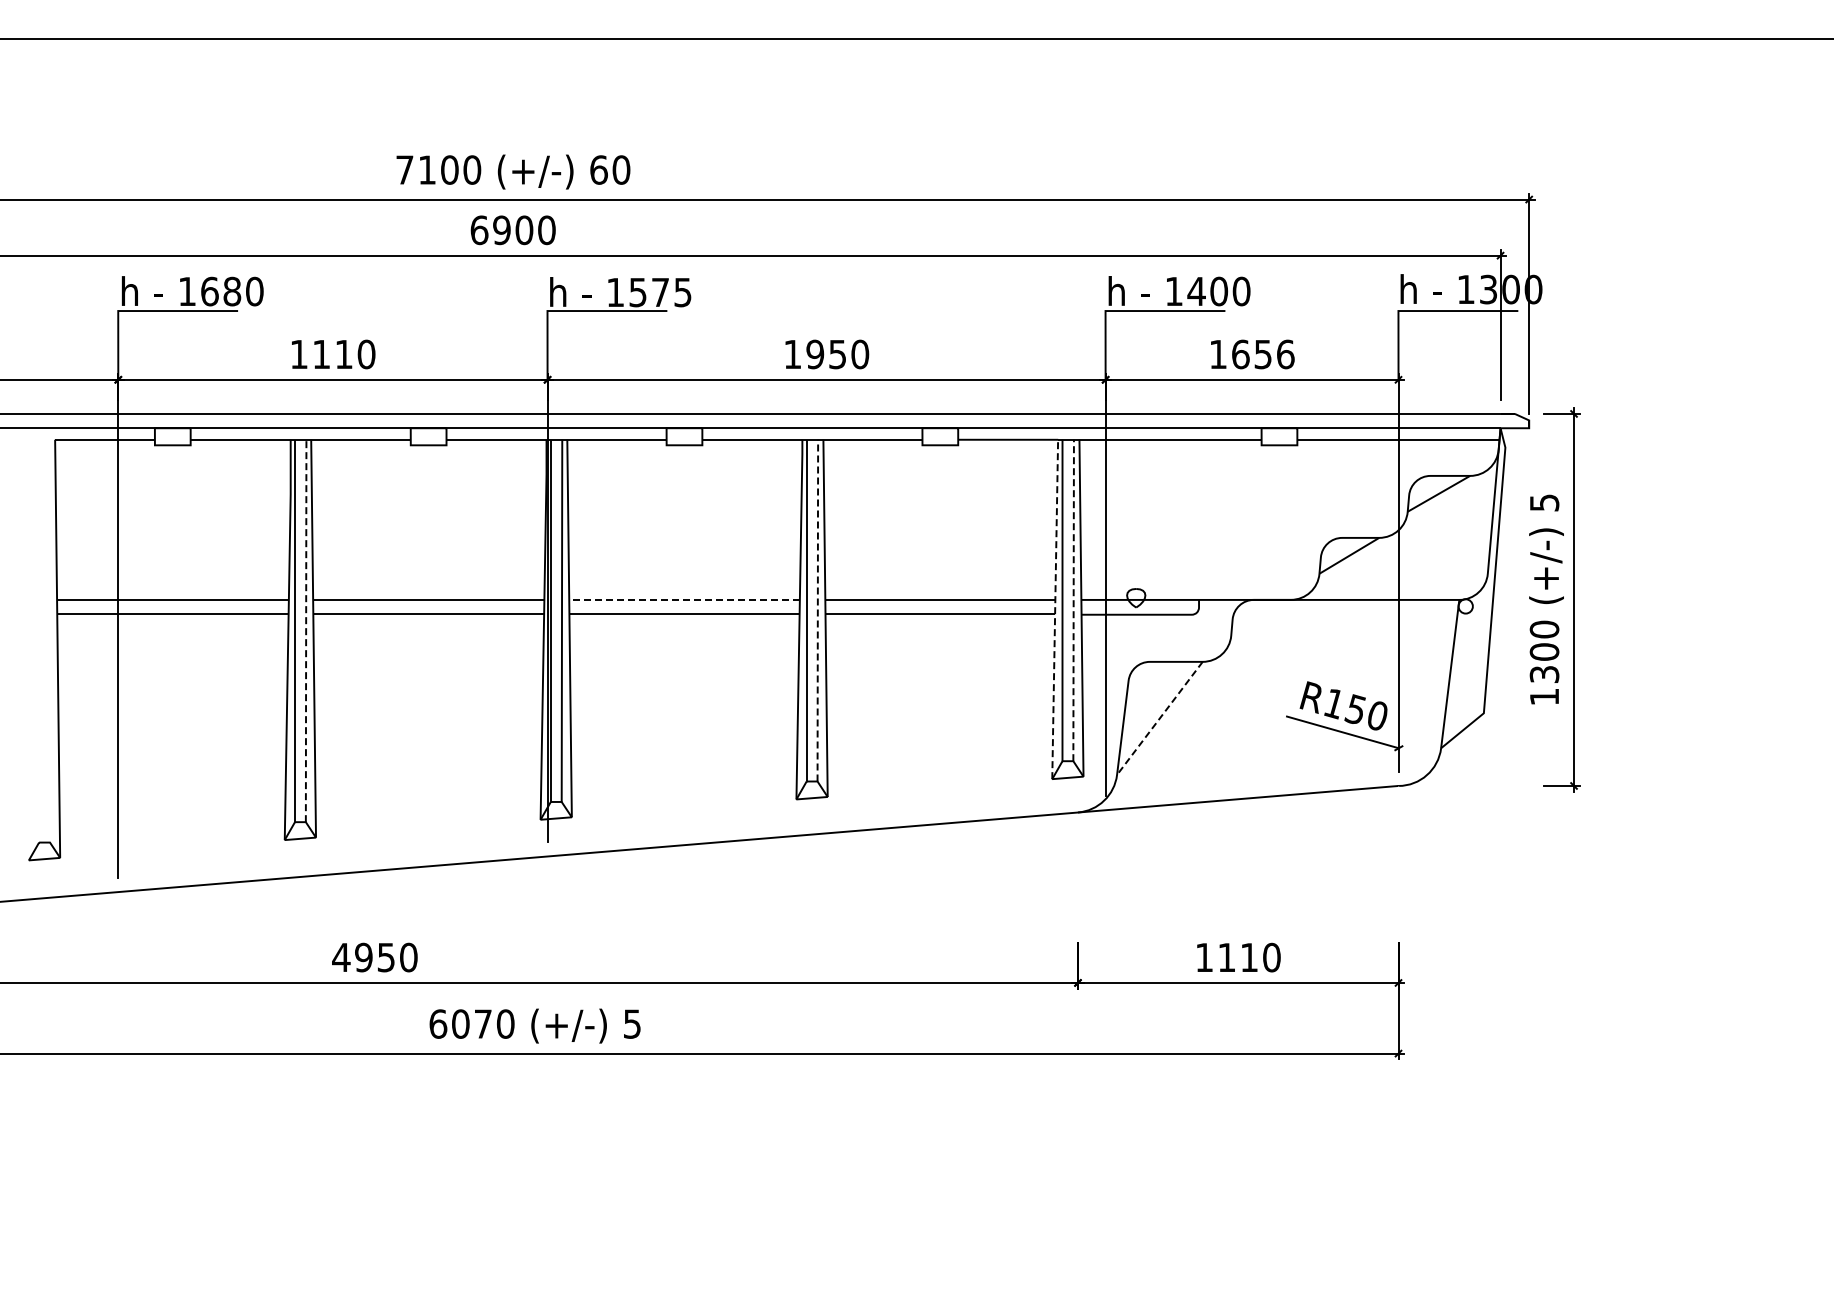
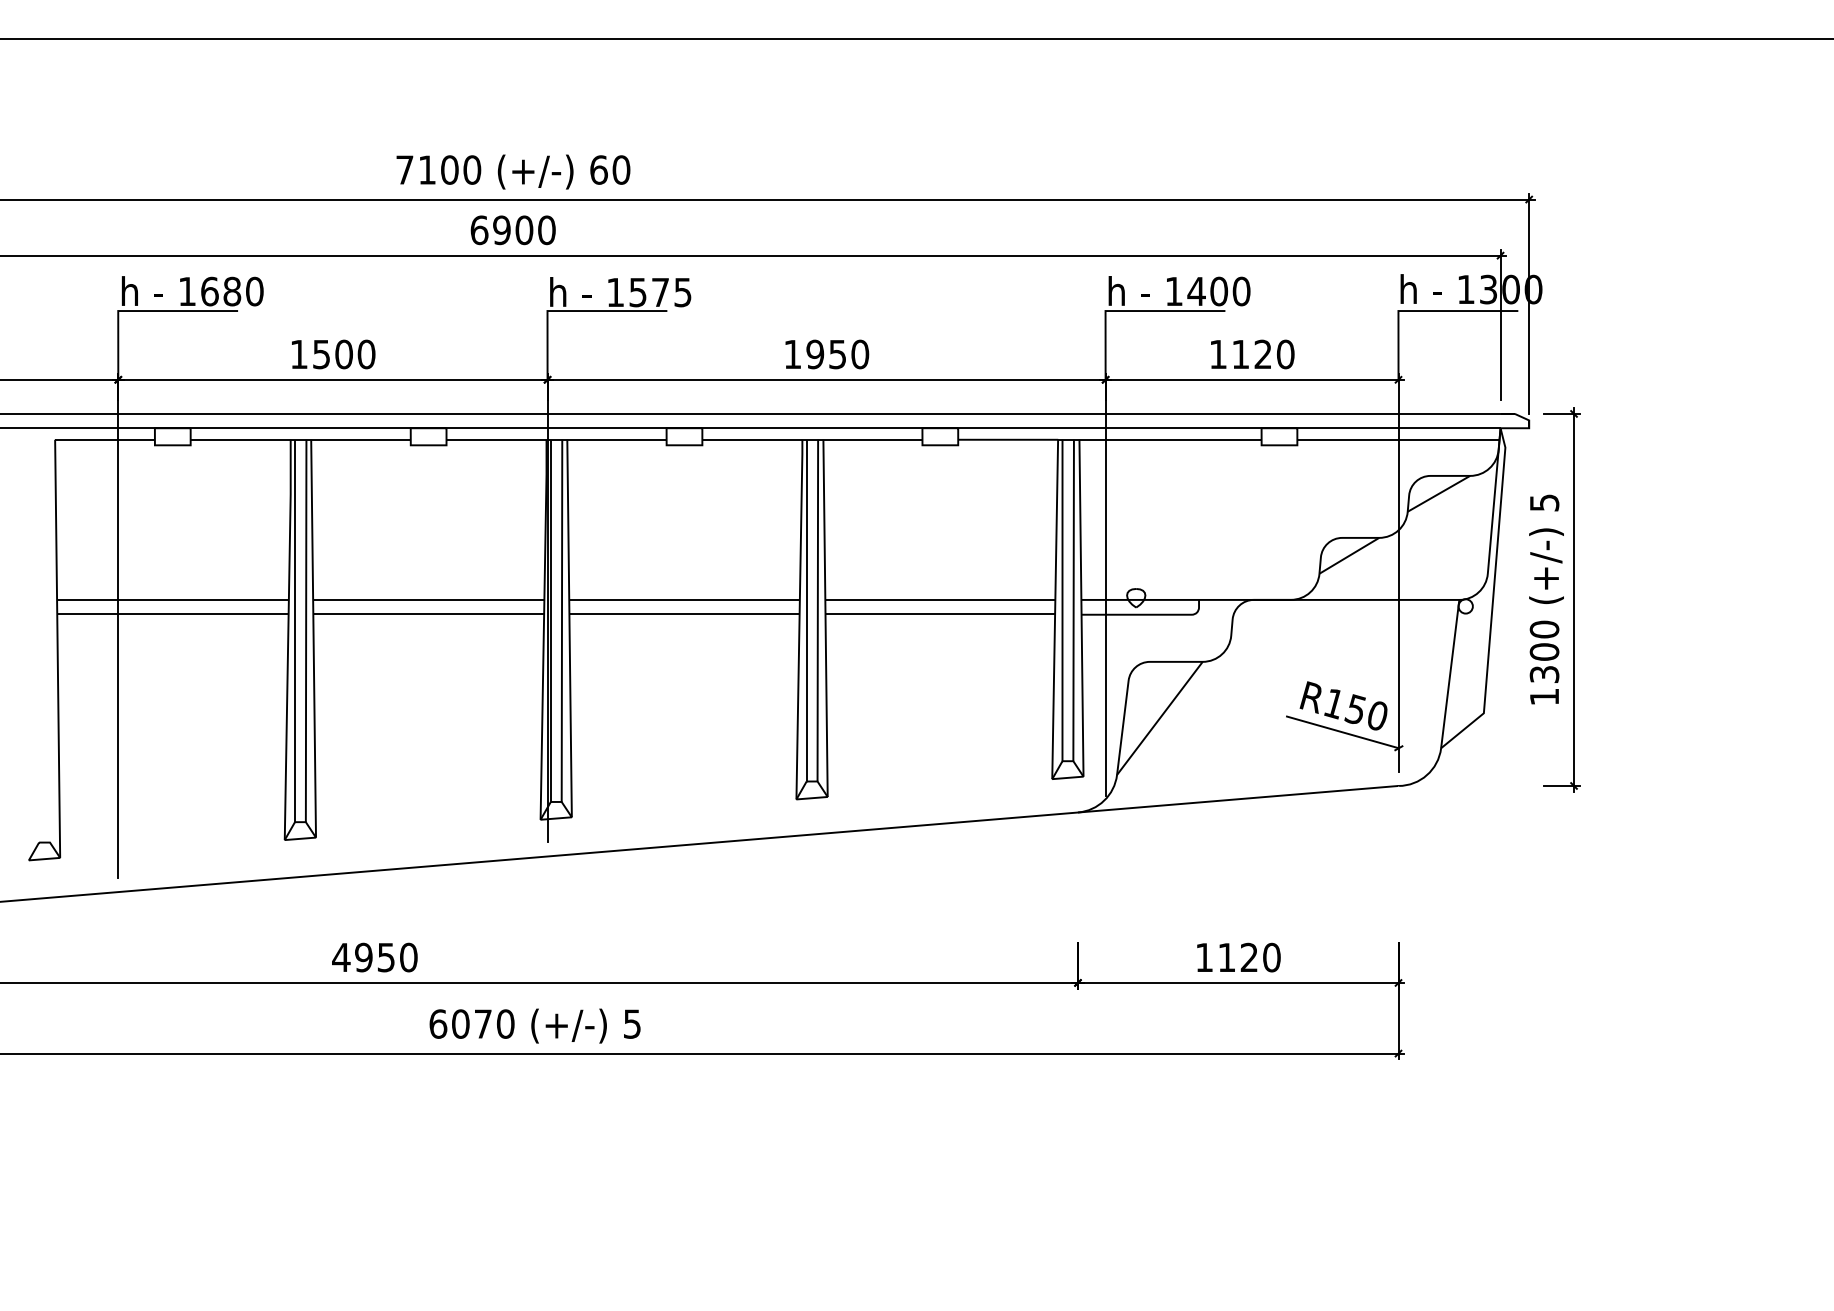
text: 1110 -> 1500 (332, 354)
text: 1656 -> 1120 (1263, 354)
line: dashed -> solid (684, 599)
line: dashed -> solid (1073, 600)
line: dashed -> solid (1055, 609)
line: dashed -> solid (817, 610)
line: dashed -> solid (306, 630)
line: dashed -> solid (1159, 718)
text: 1110 -> 1120 (1248, 956)
